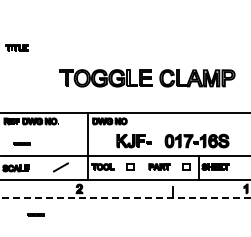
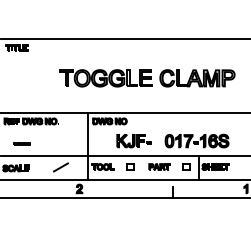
line: none -> present (124, 39)
line: dashed -> solid (125, 198)
line: present -> none (35, 214)
